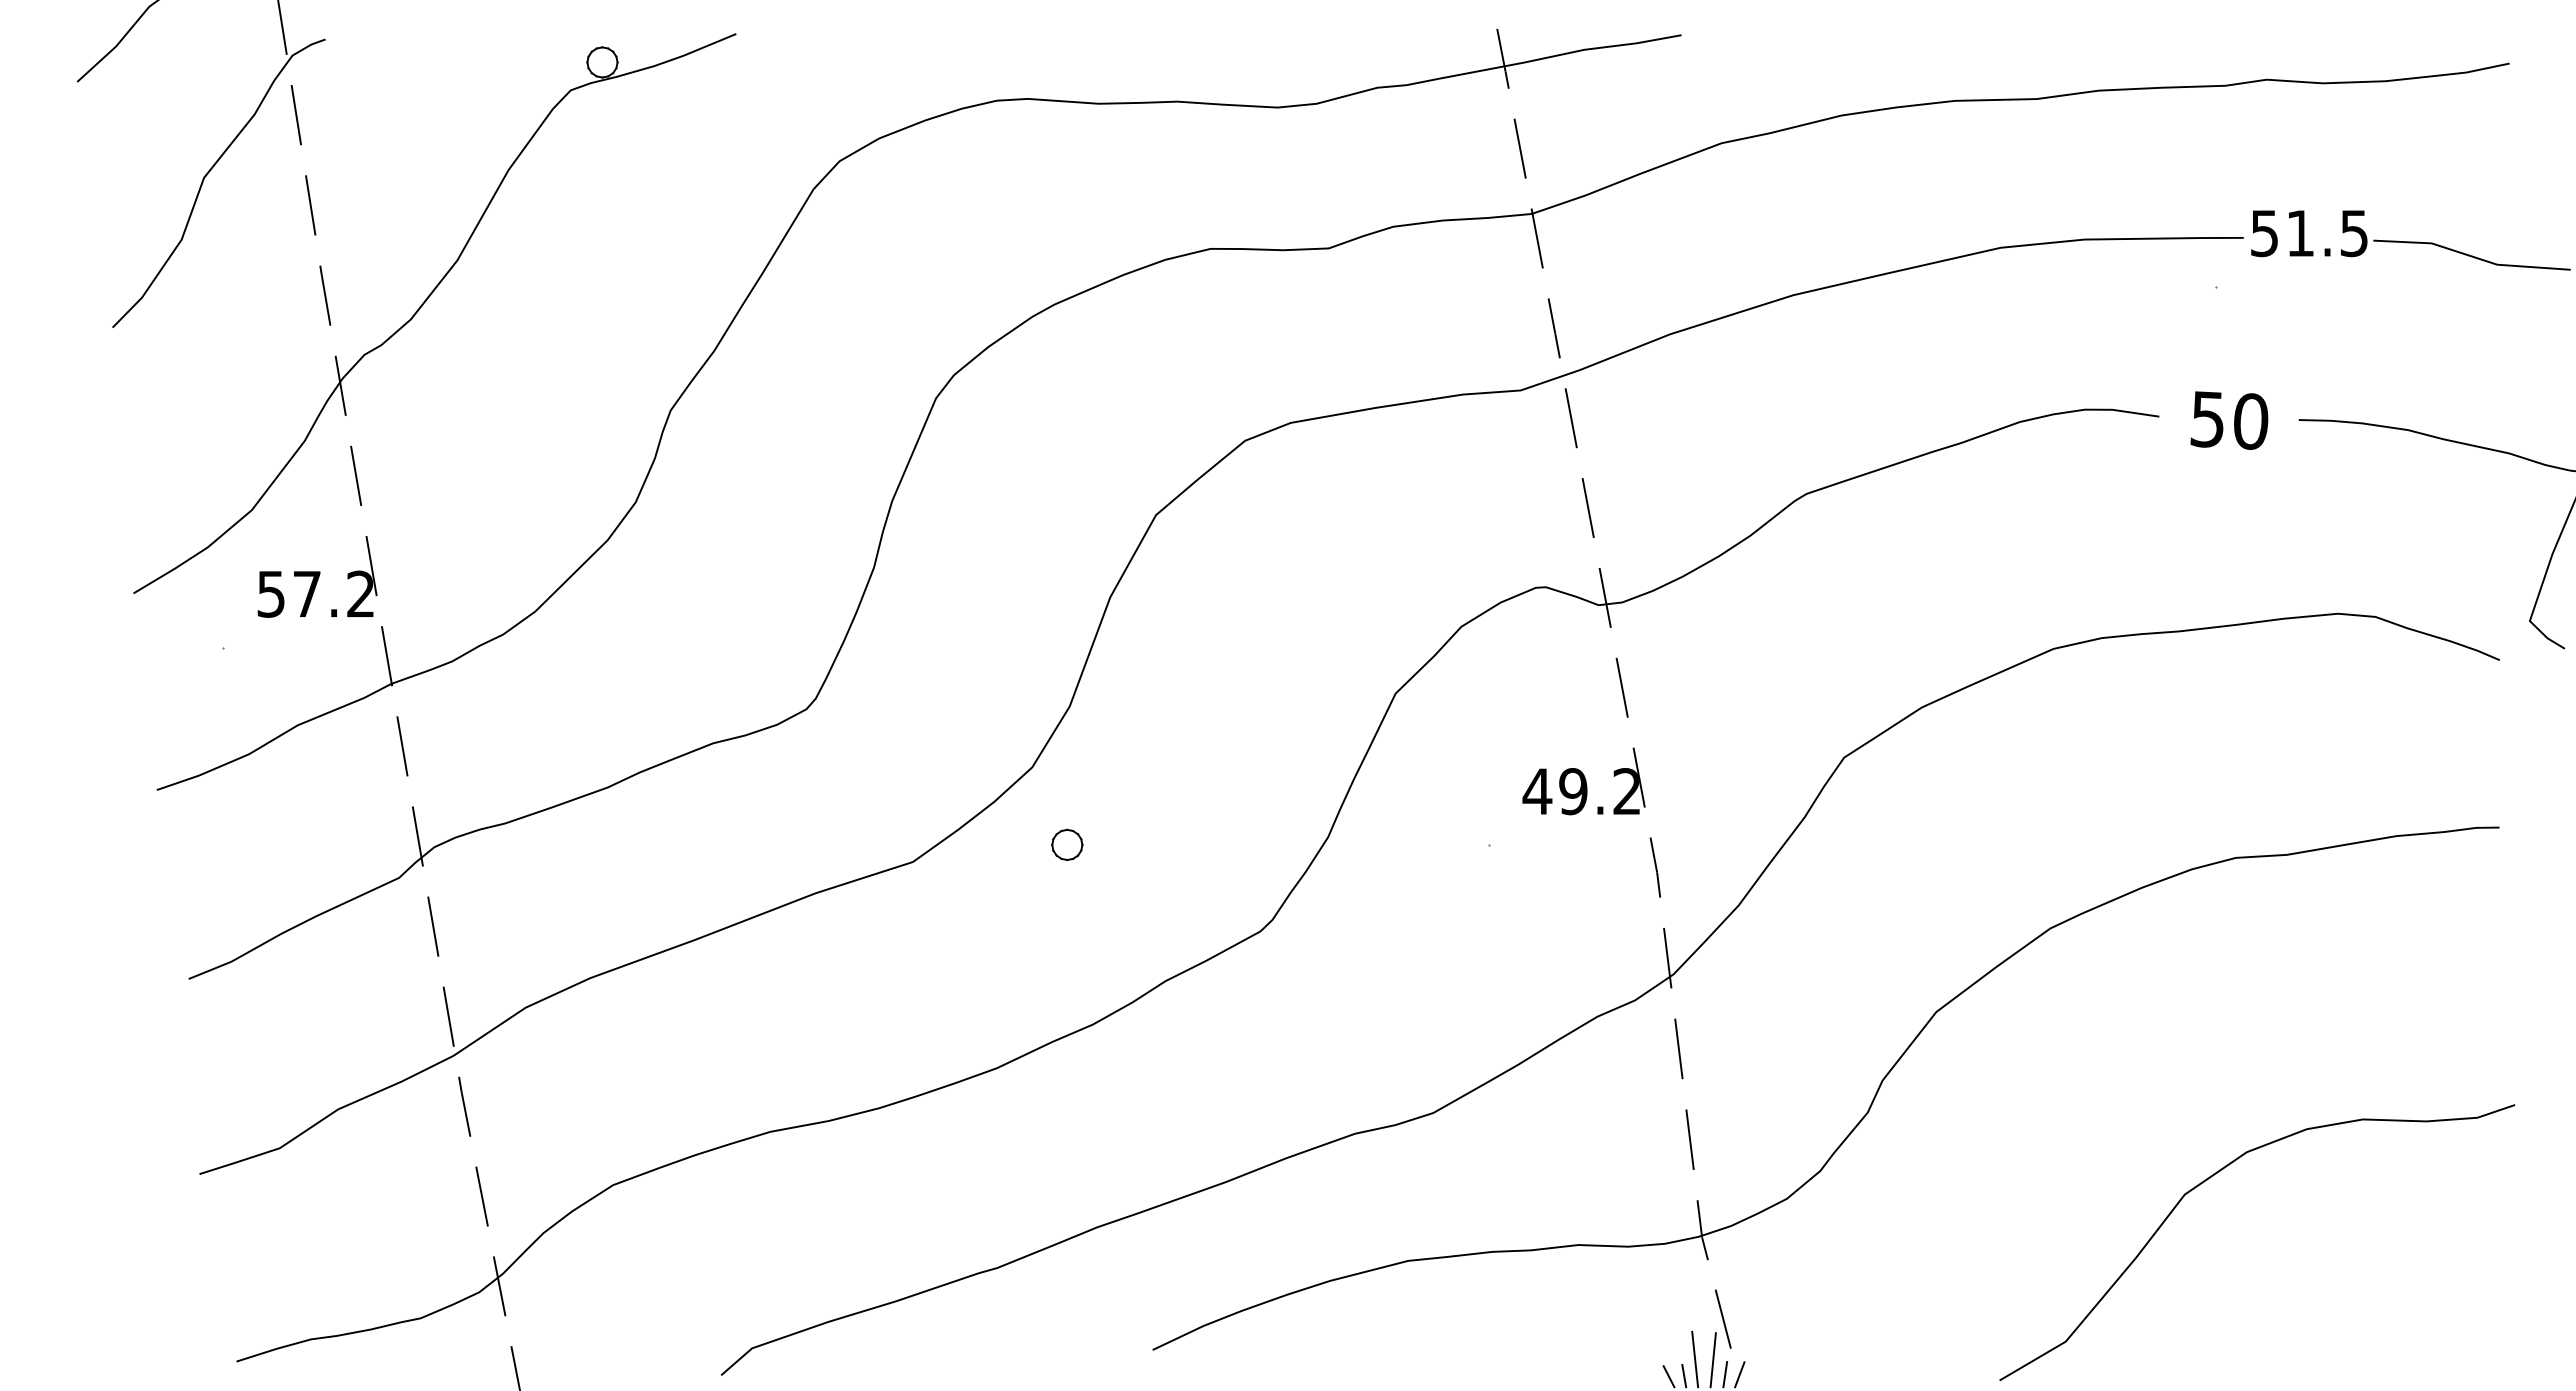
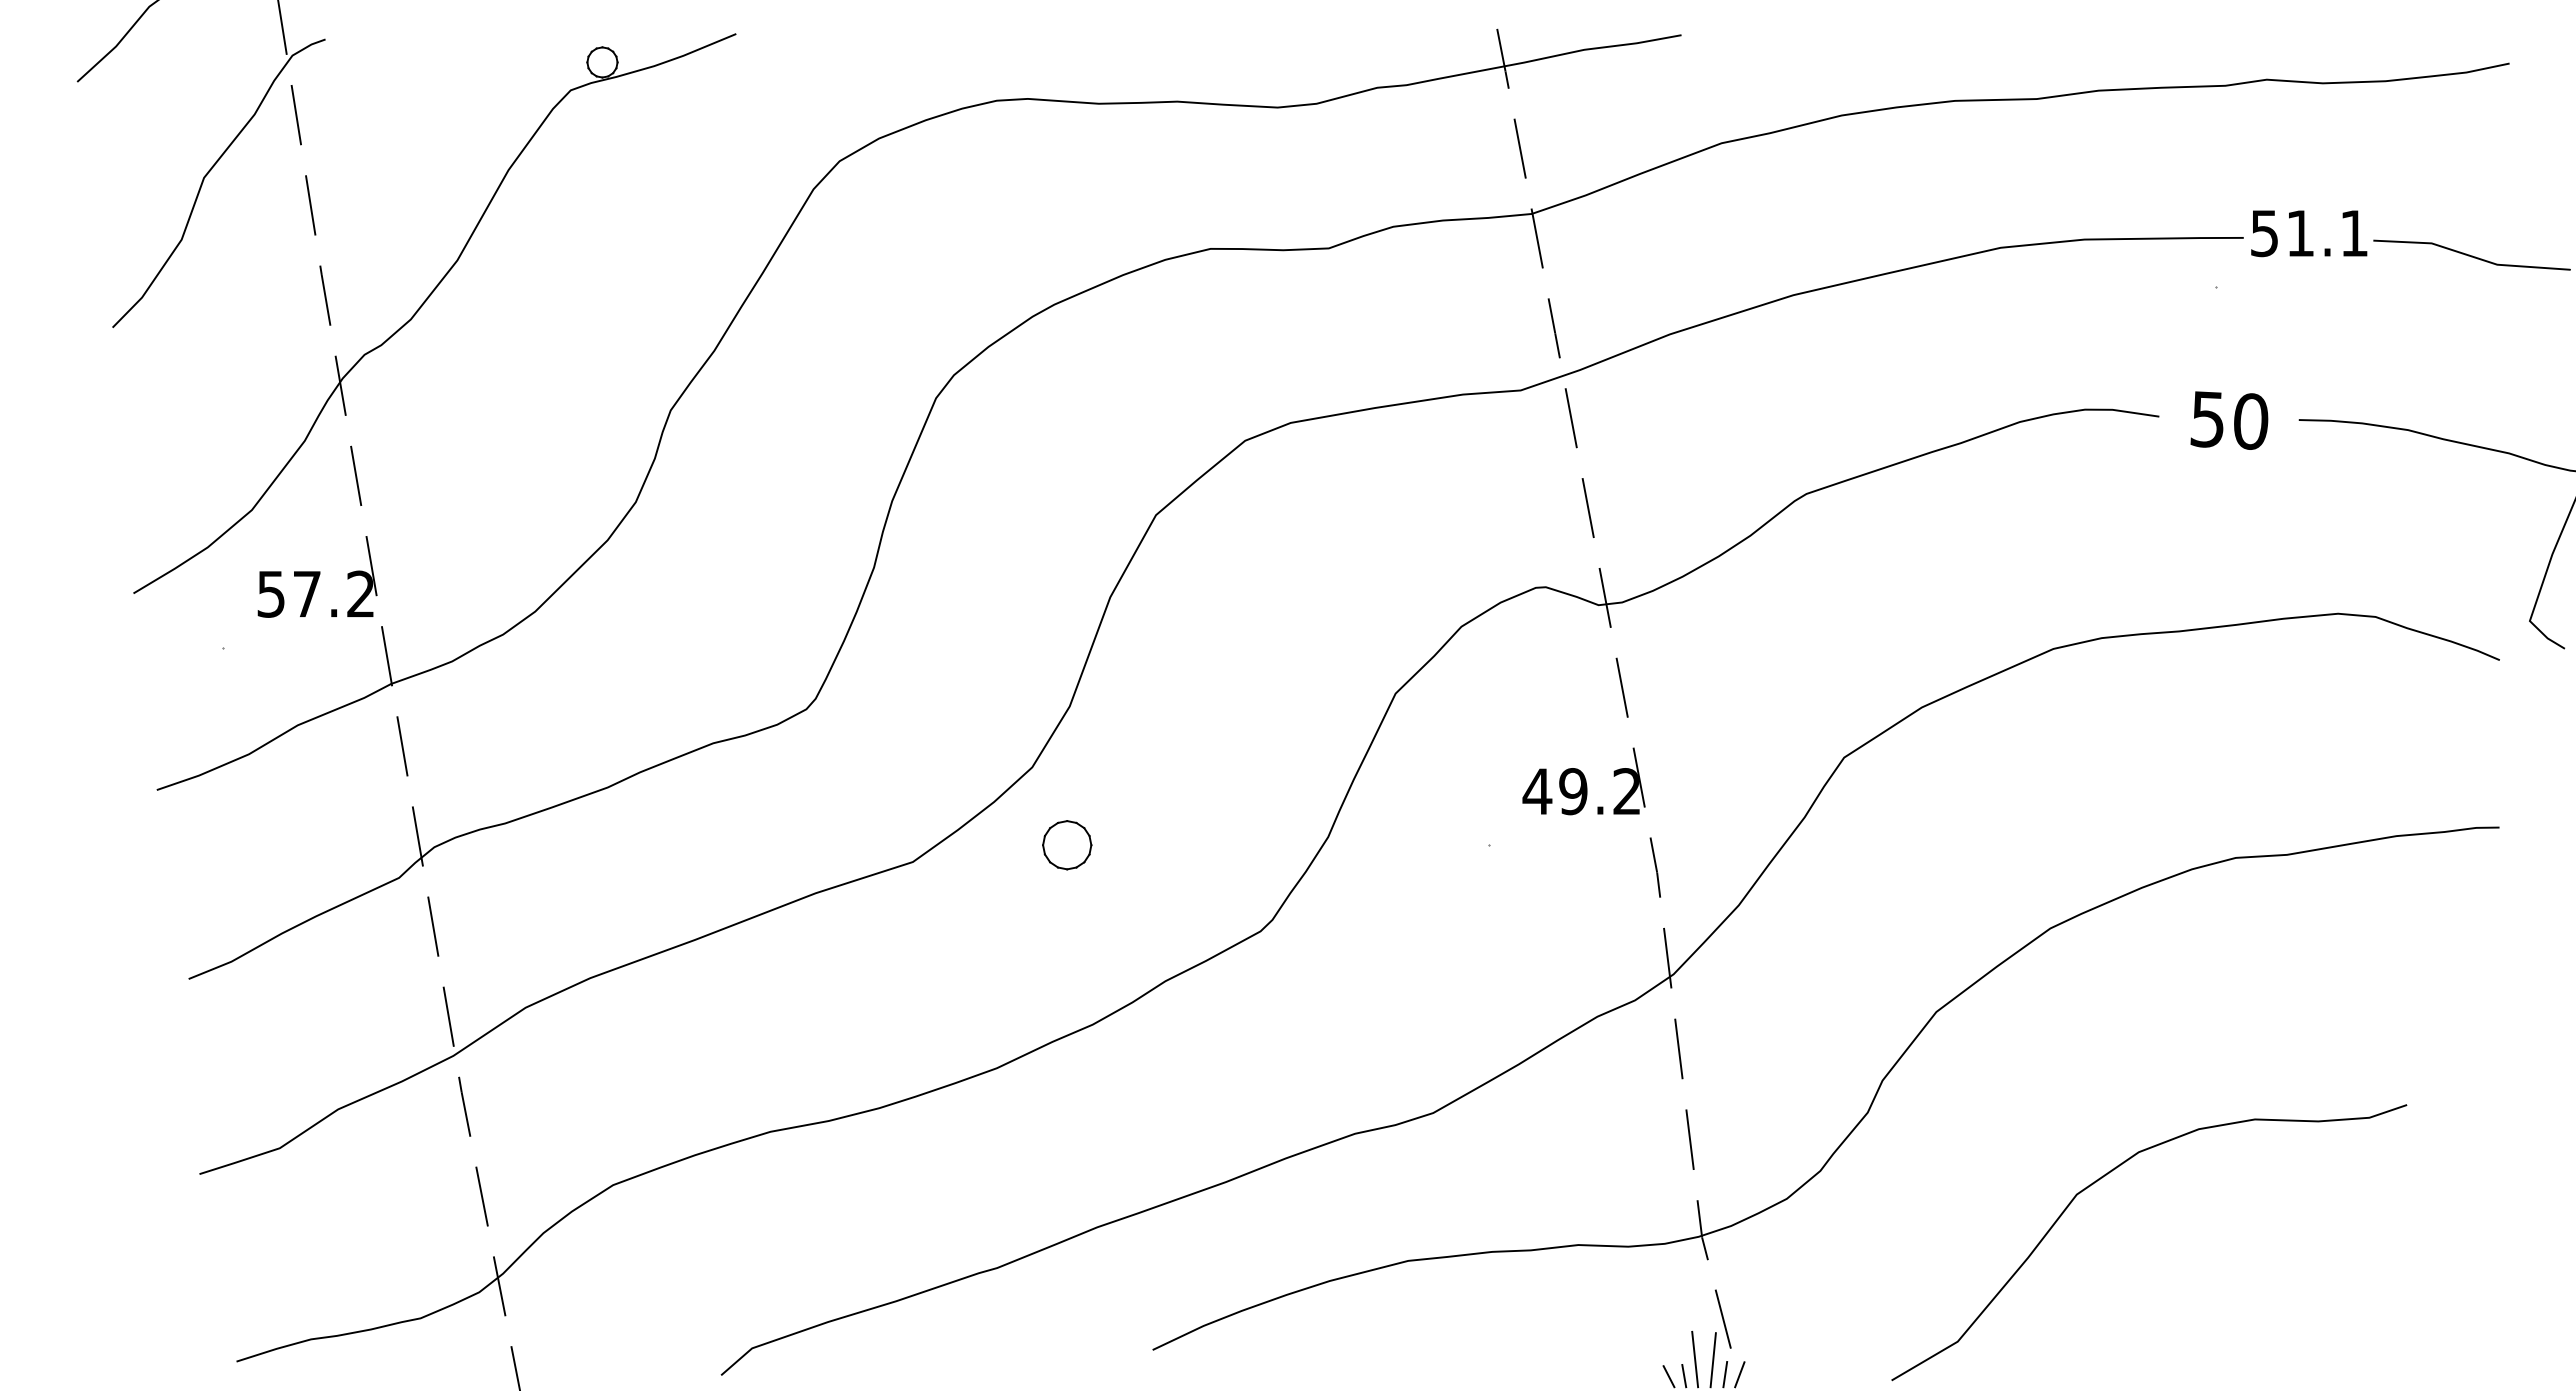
text: 51.5 -> 51.1 (2354, 233)
part size: 33x33 px -> 51x51 px (1067, 845)
curve position: (2213, 1176) -> (2105, 1176) (2105, 1176)
